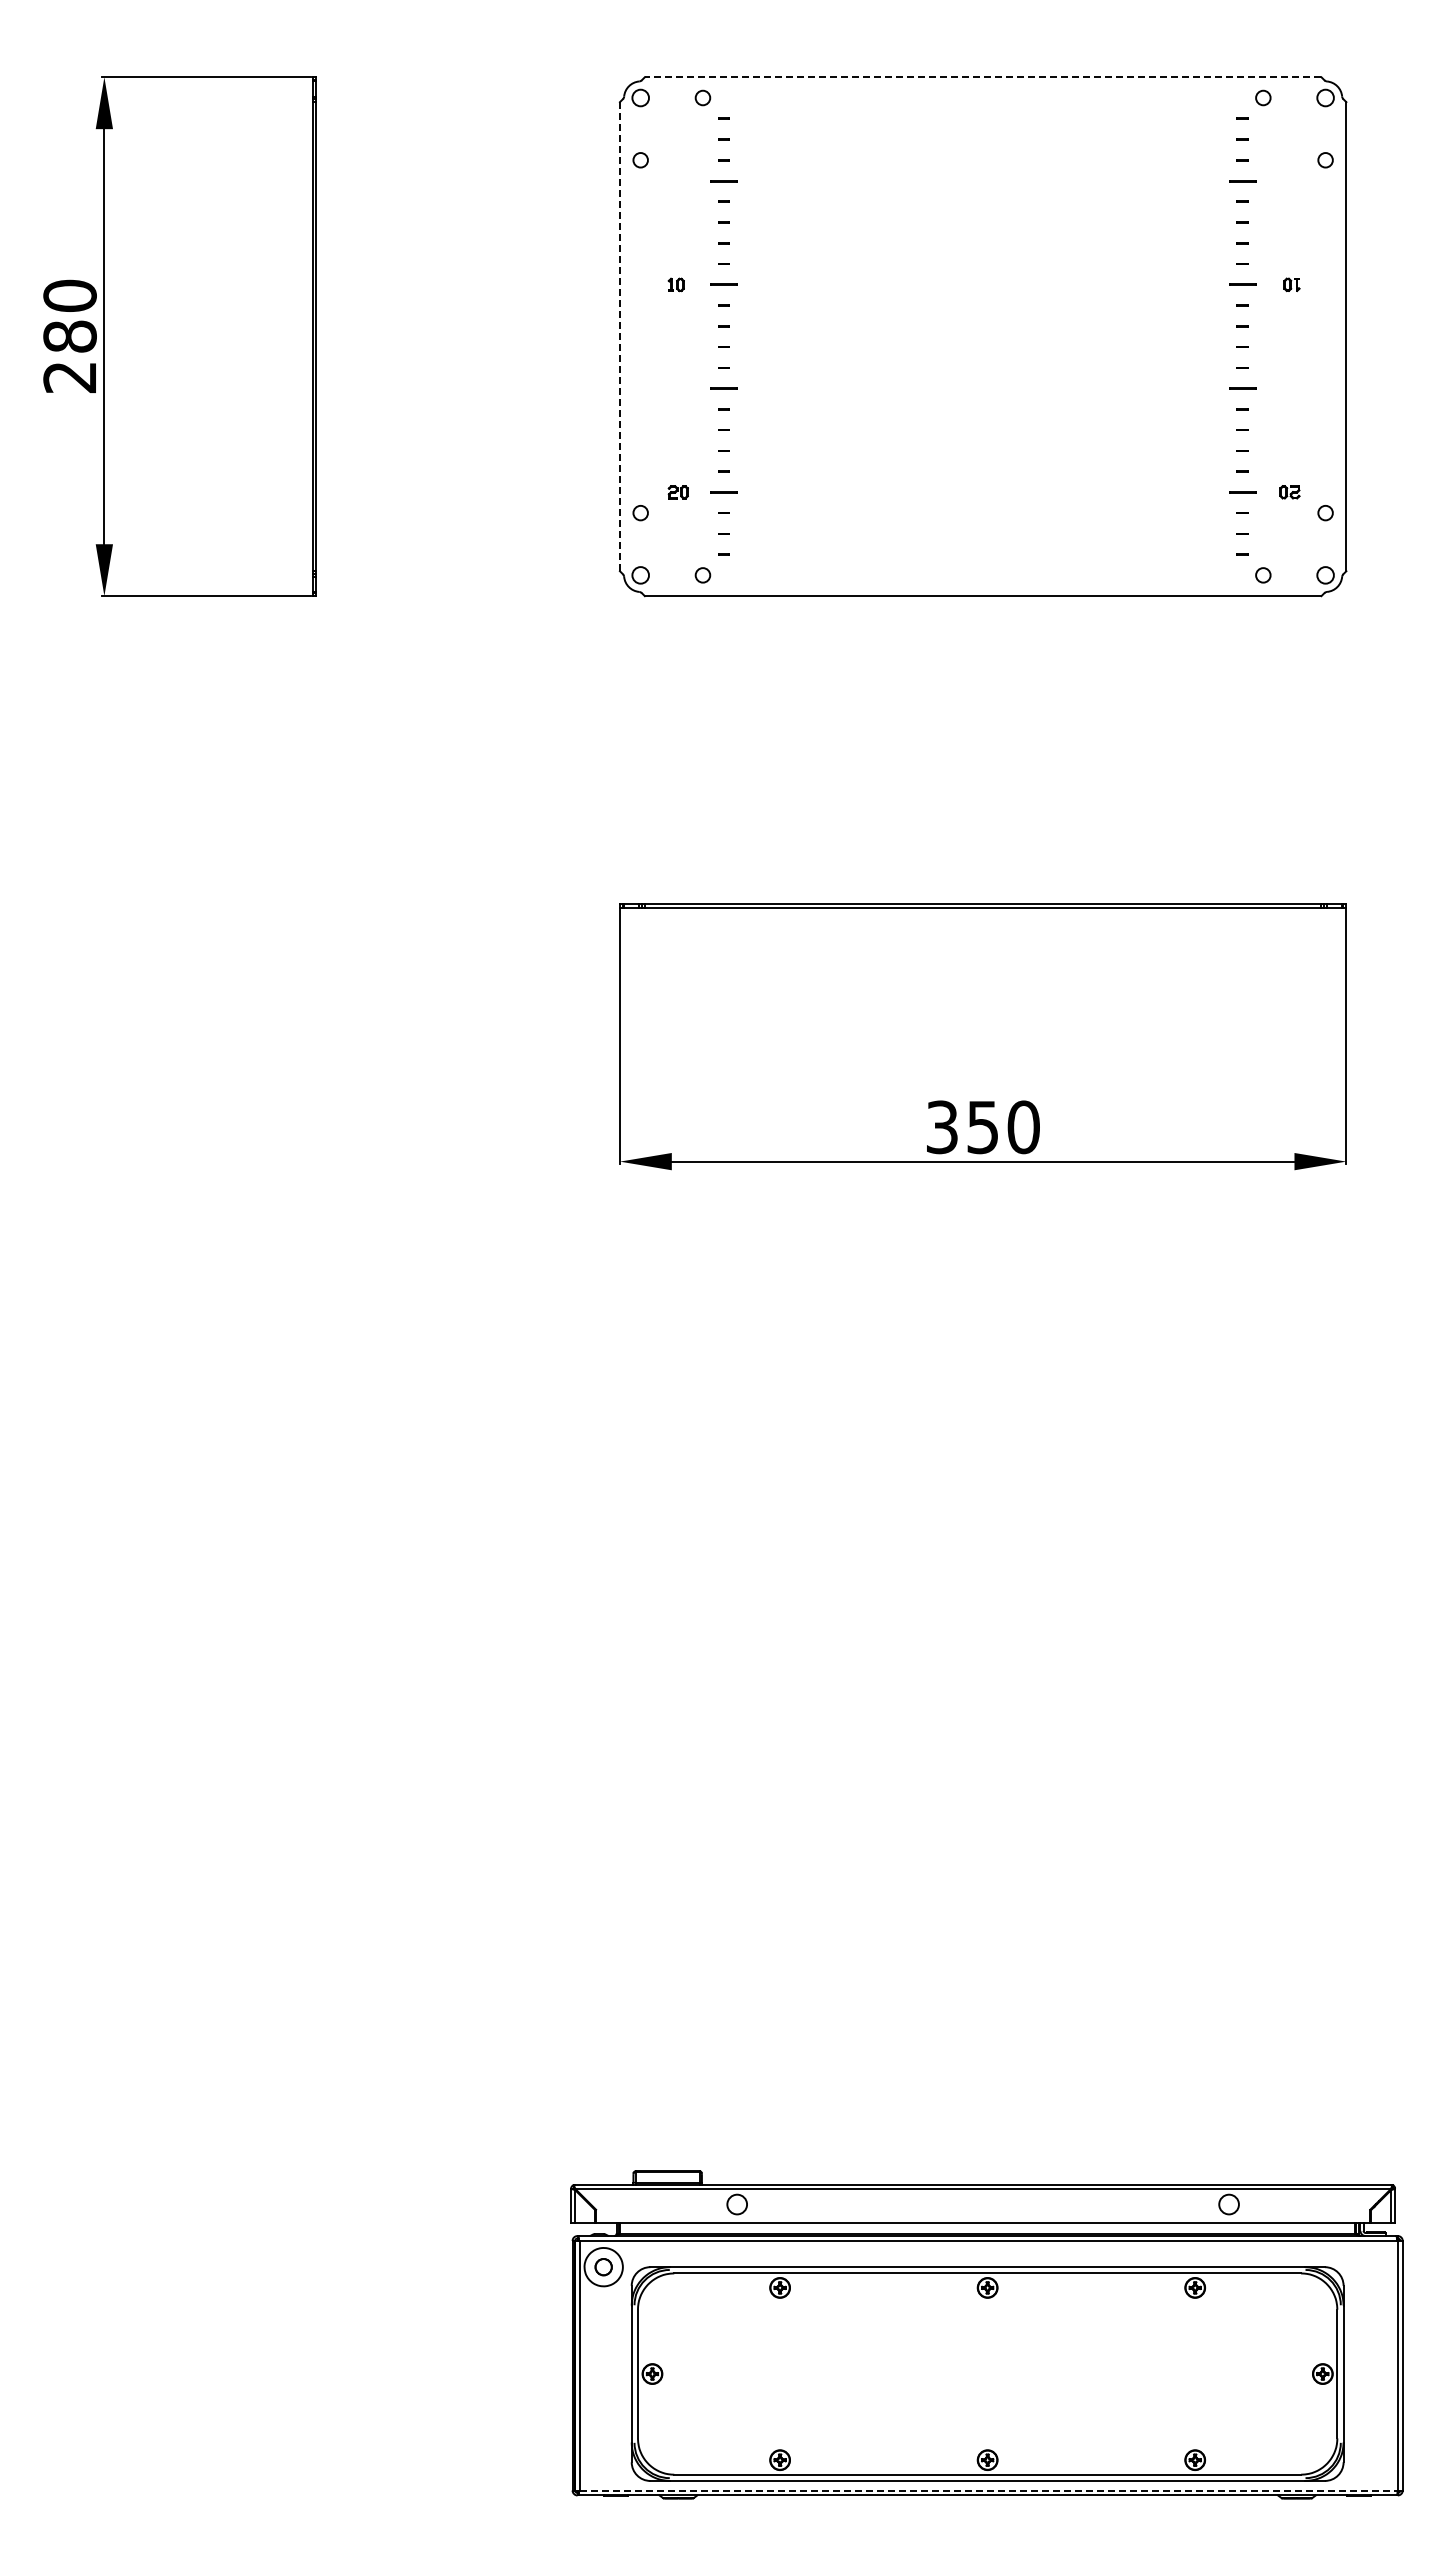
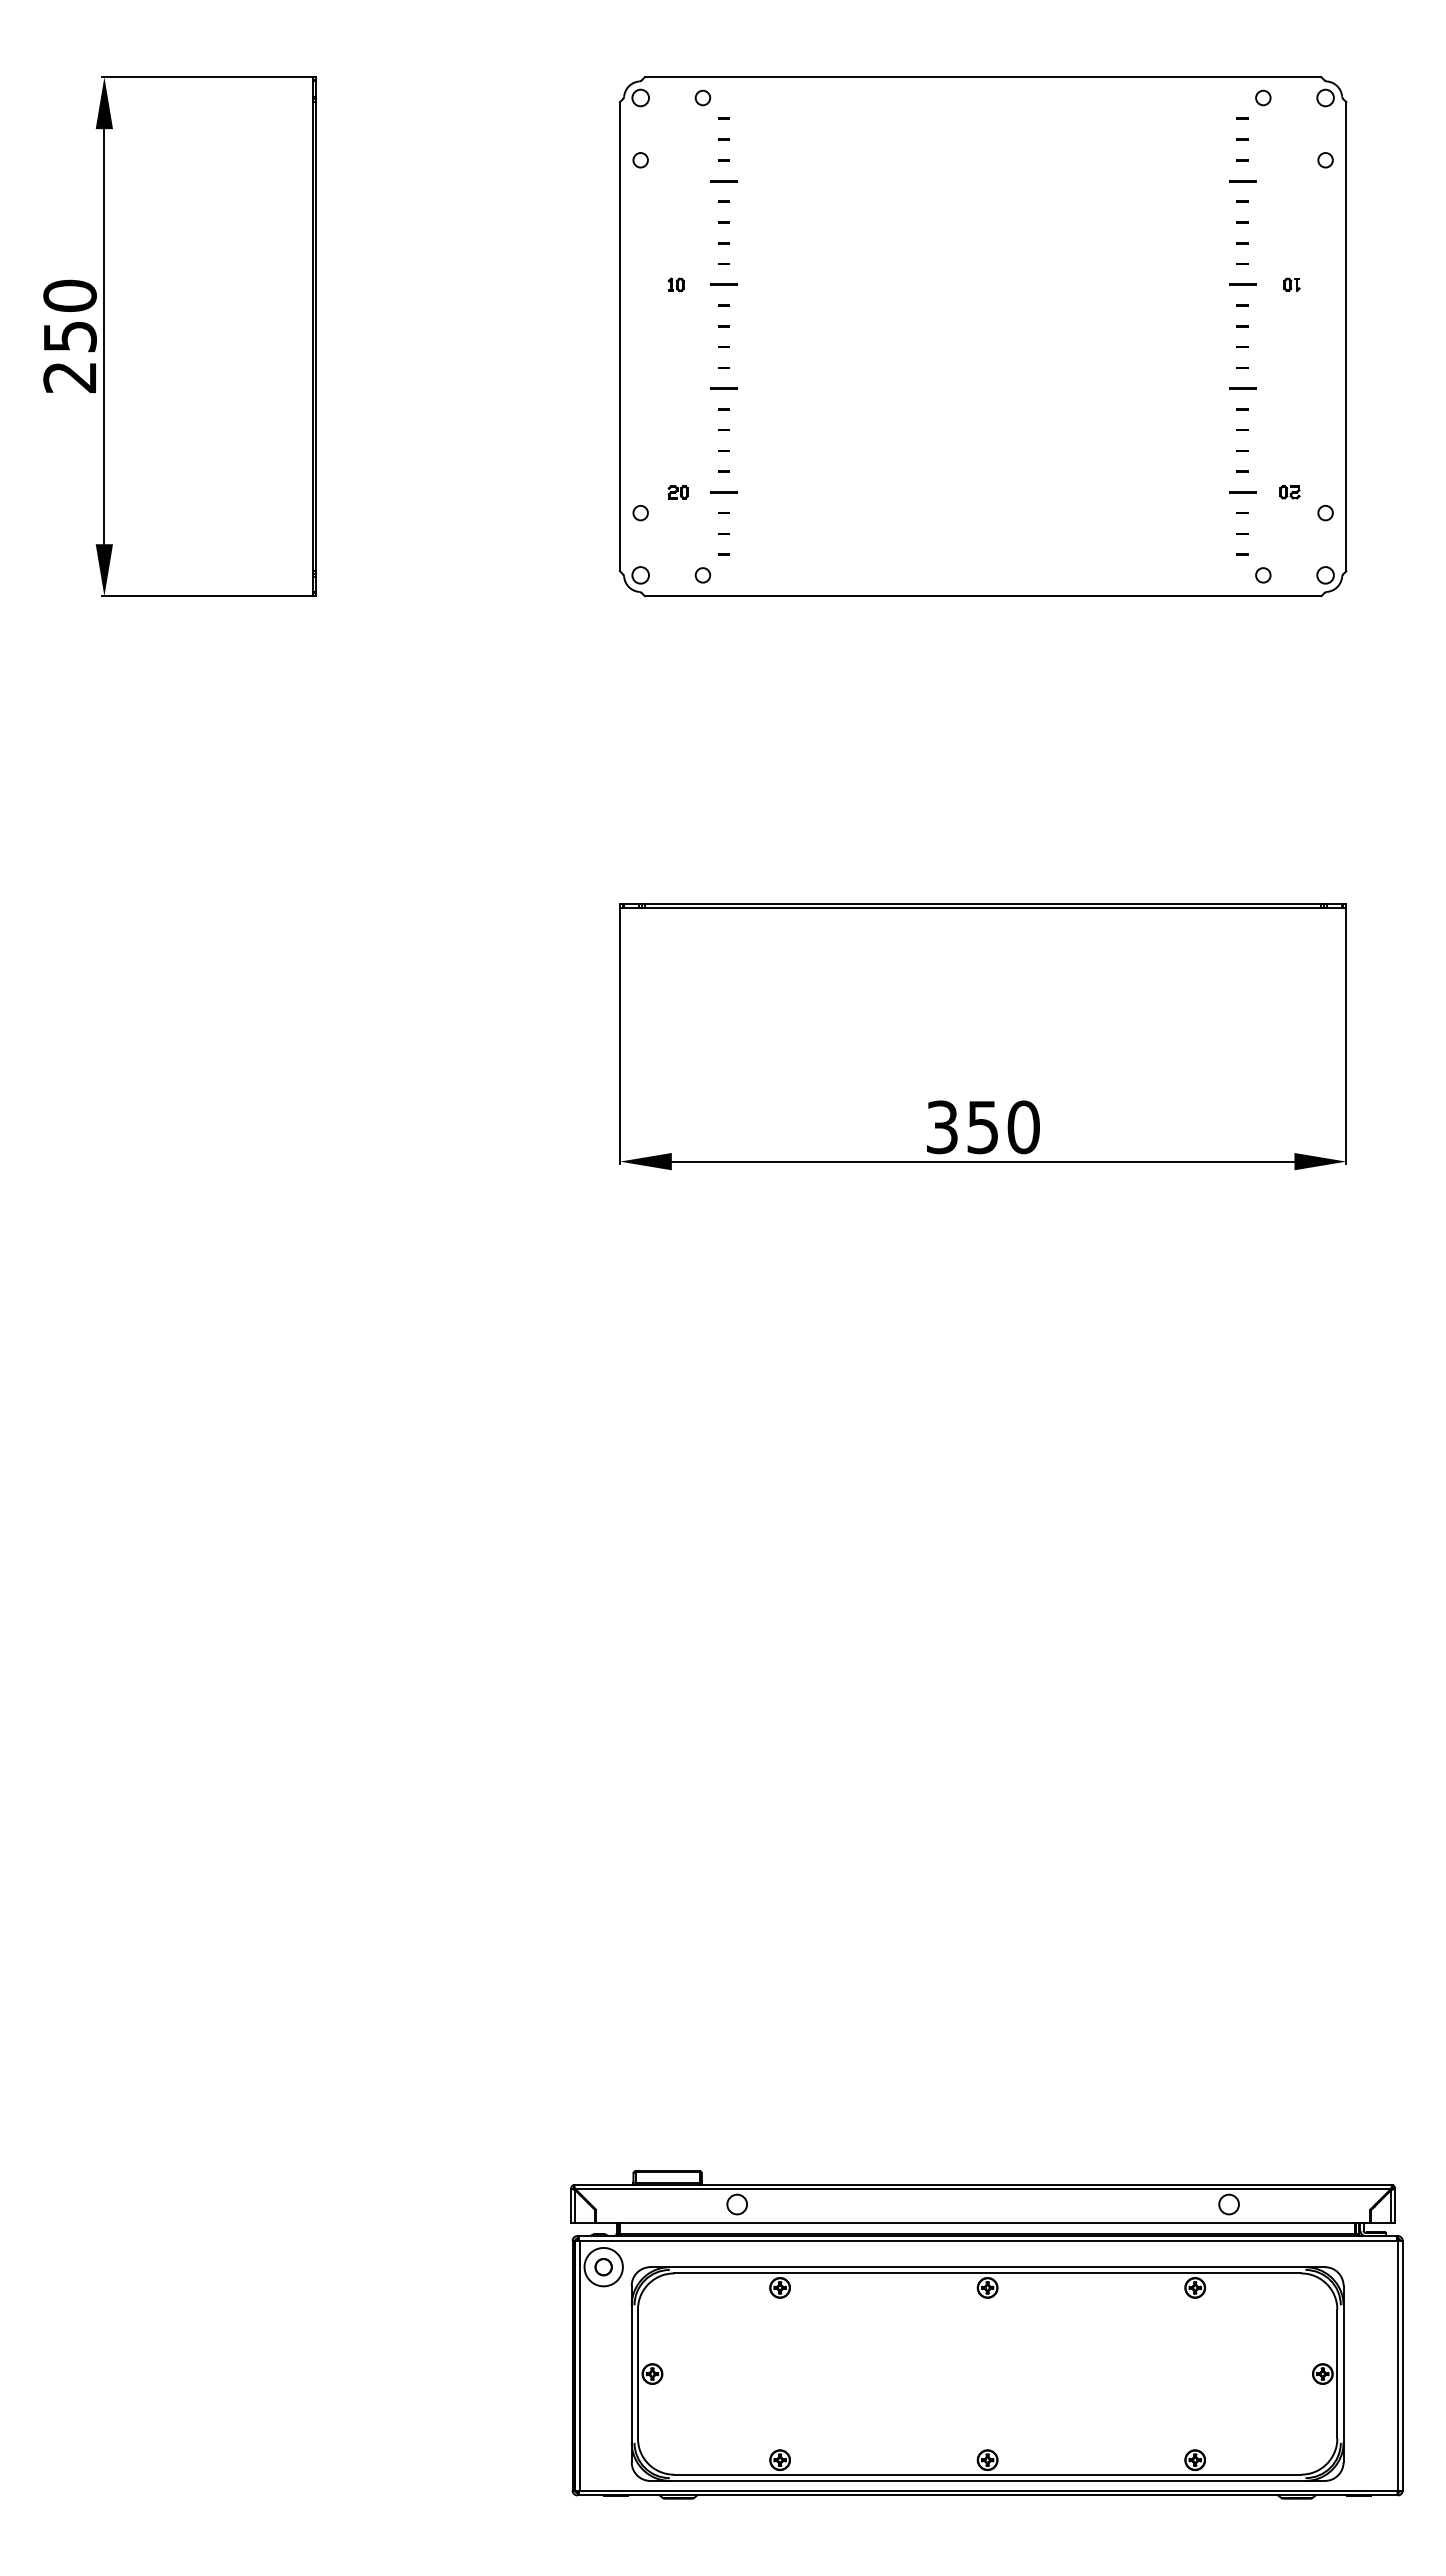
line: dashed -> solid (982, 77)
text: 280 -> 250 (69, 336)
line: dashed -> solid (619, 336)
line: dashed -> solid (988, 2490)
